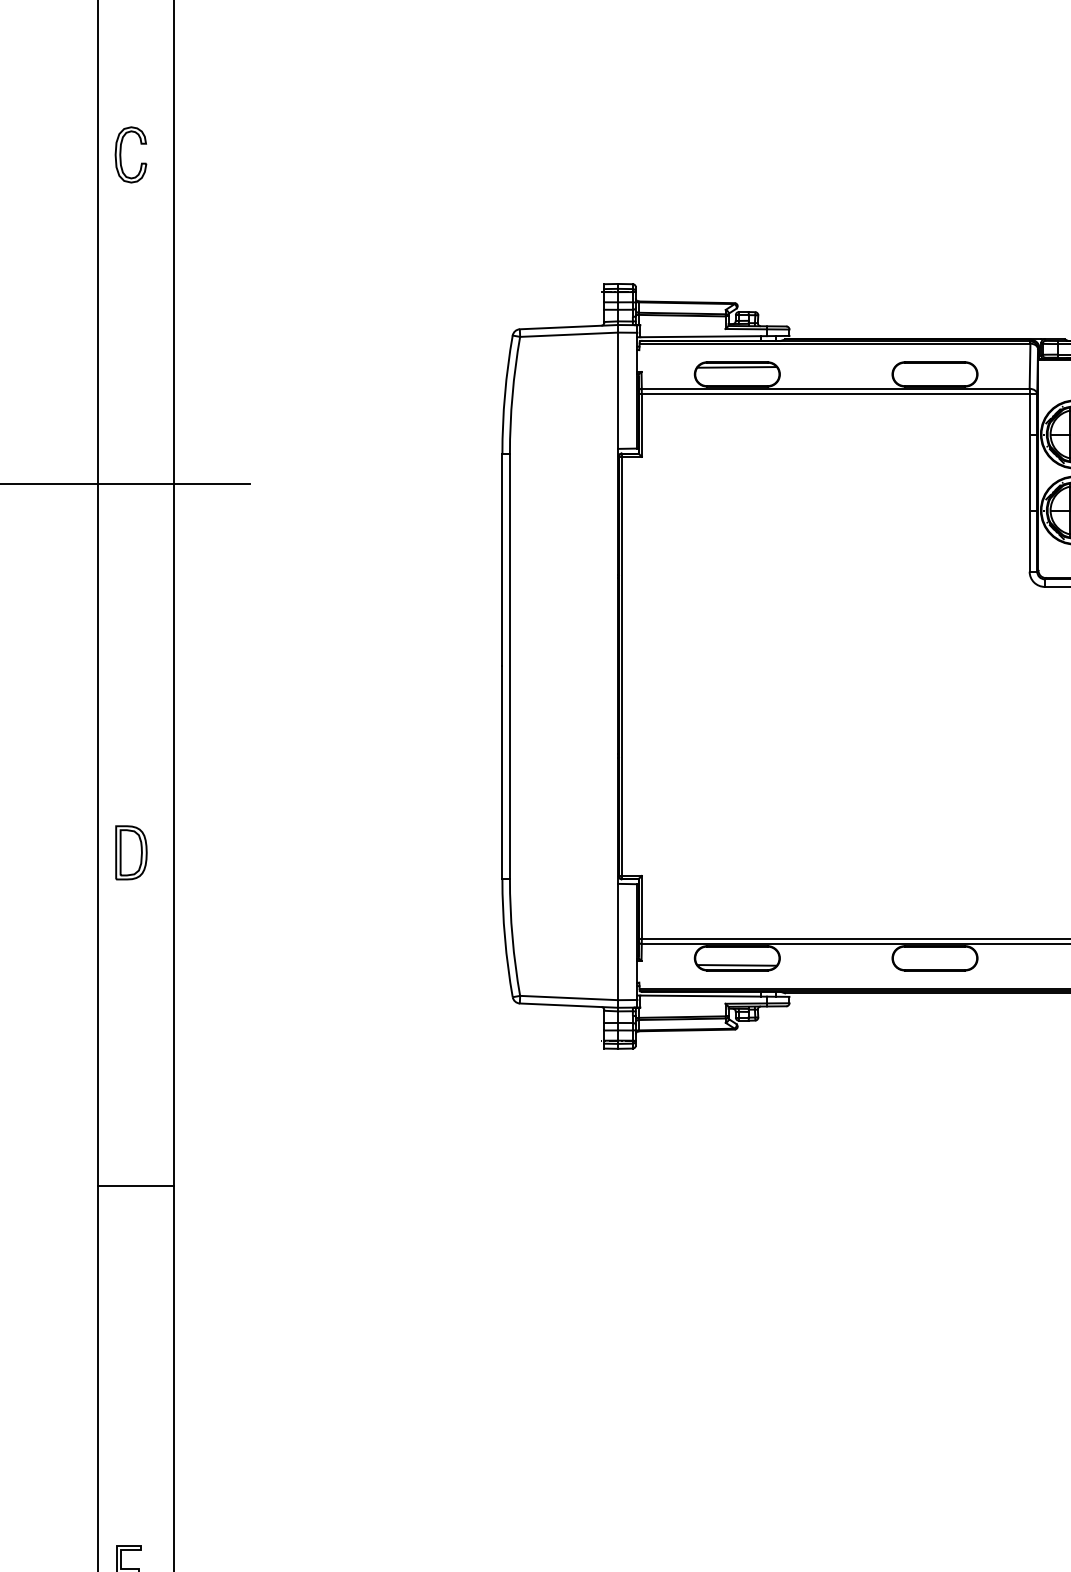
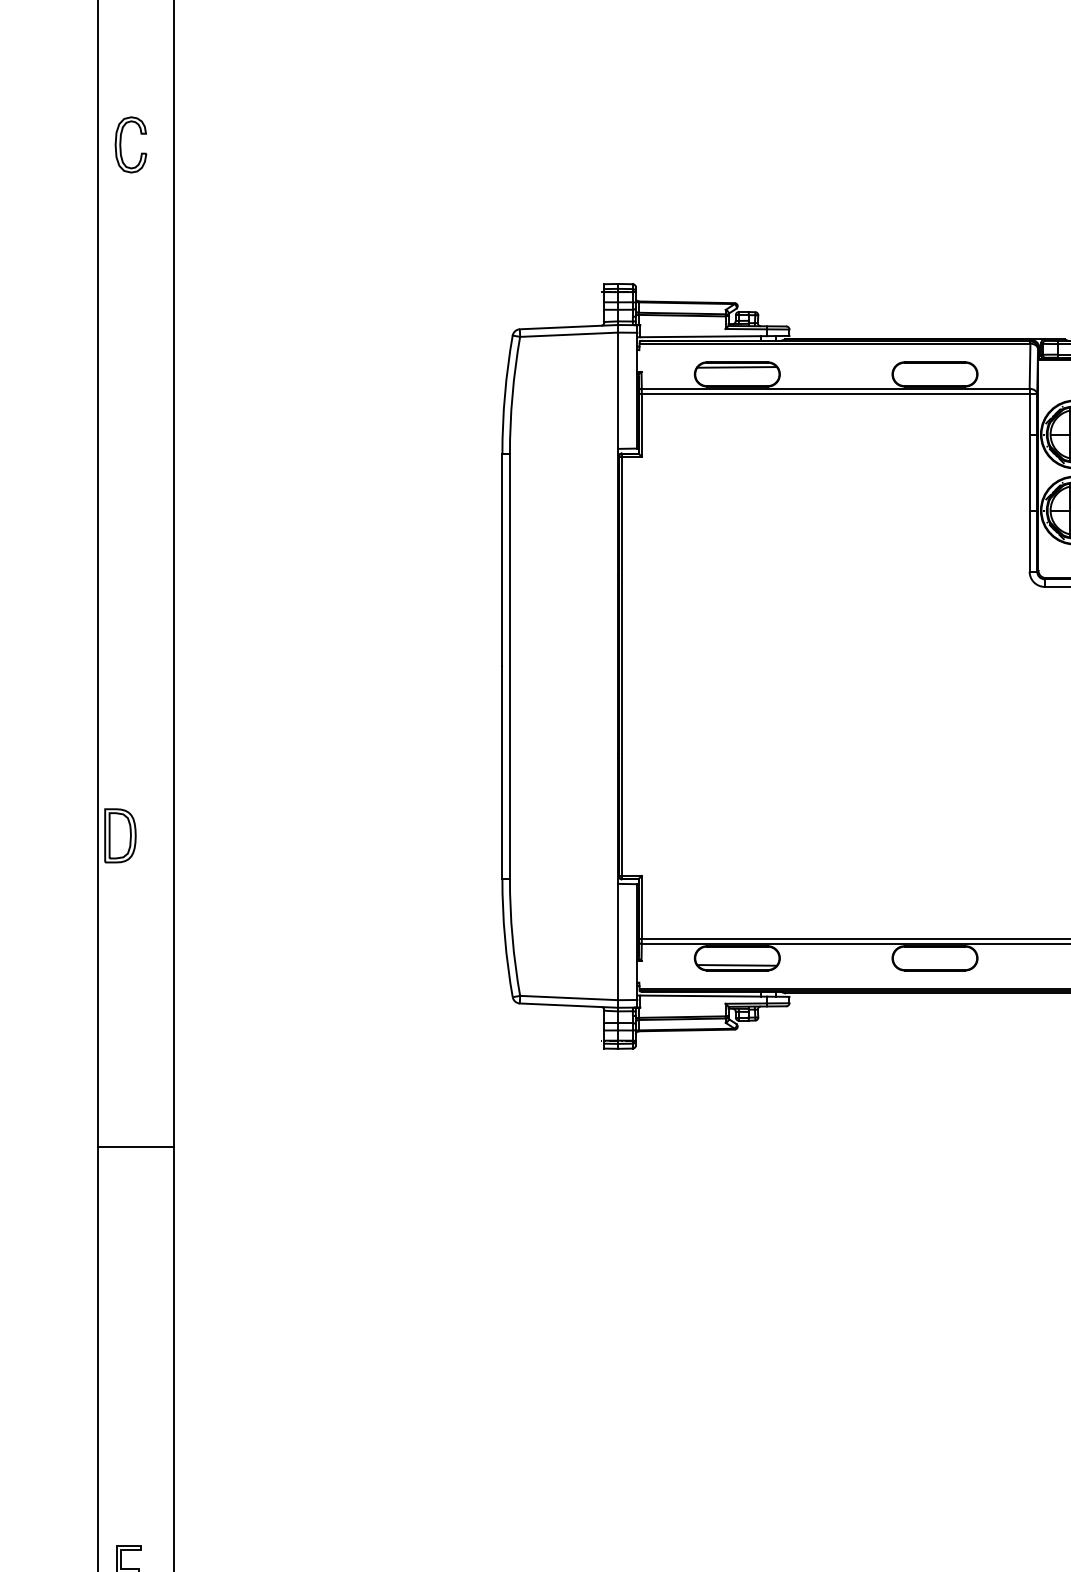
part position: (121, 154) -> (121, 144) (121, 144)
line: present -> none (125, 483)
part position: (131, 852) -> (120, 835) (120, 835)
line position: (135, 1185) -> (135, 1146) (135, 1146)
